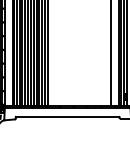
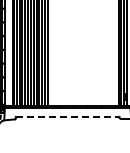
line: present -> none (111, 53)
line: solid -> dashed (67, 117)
